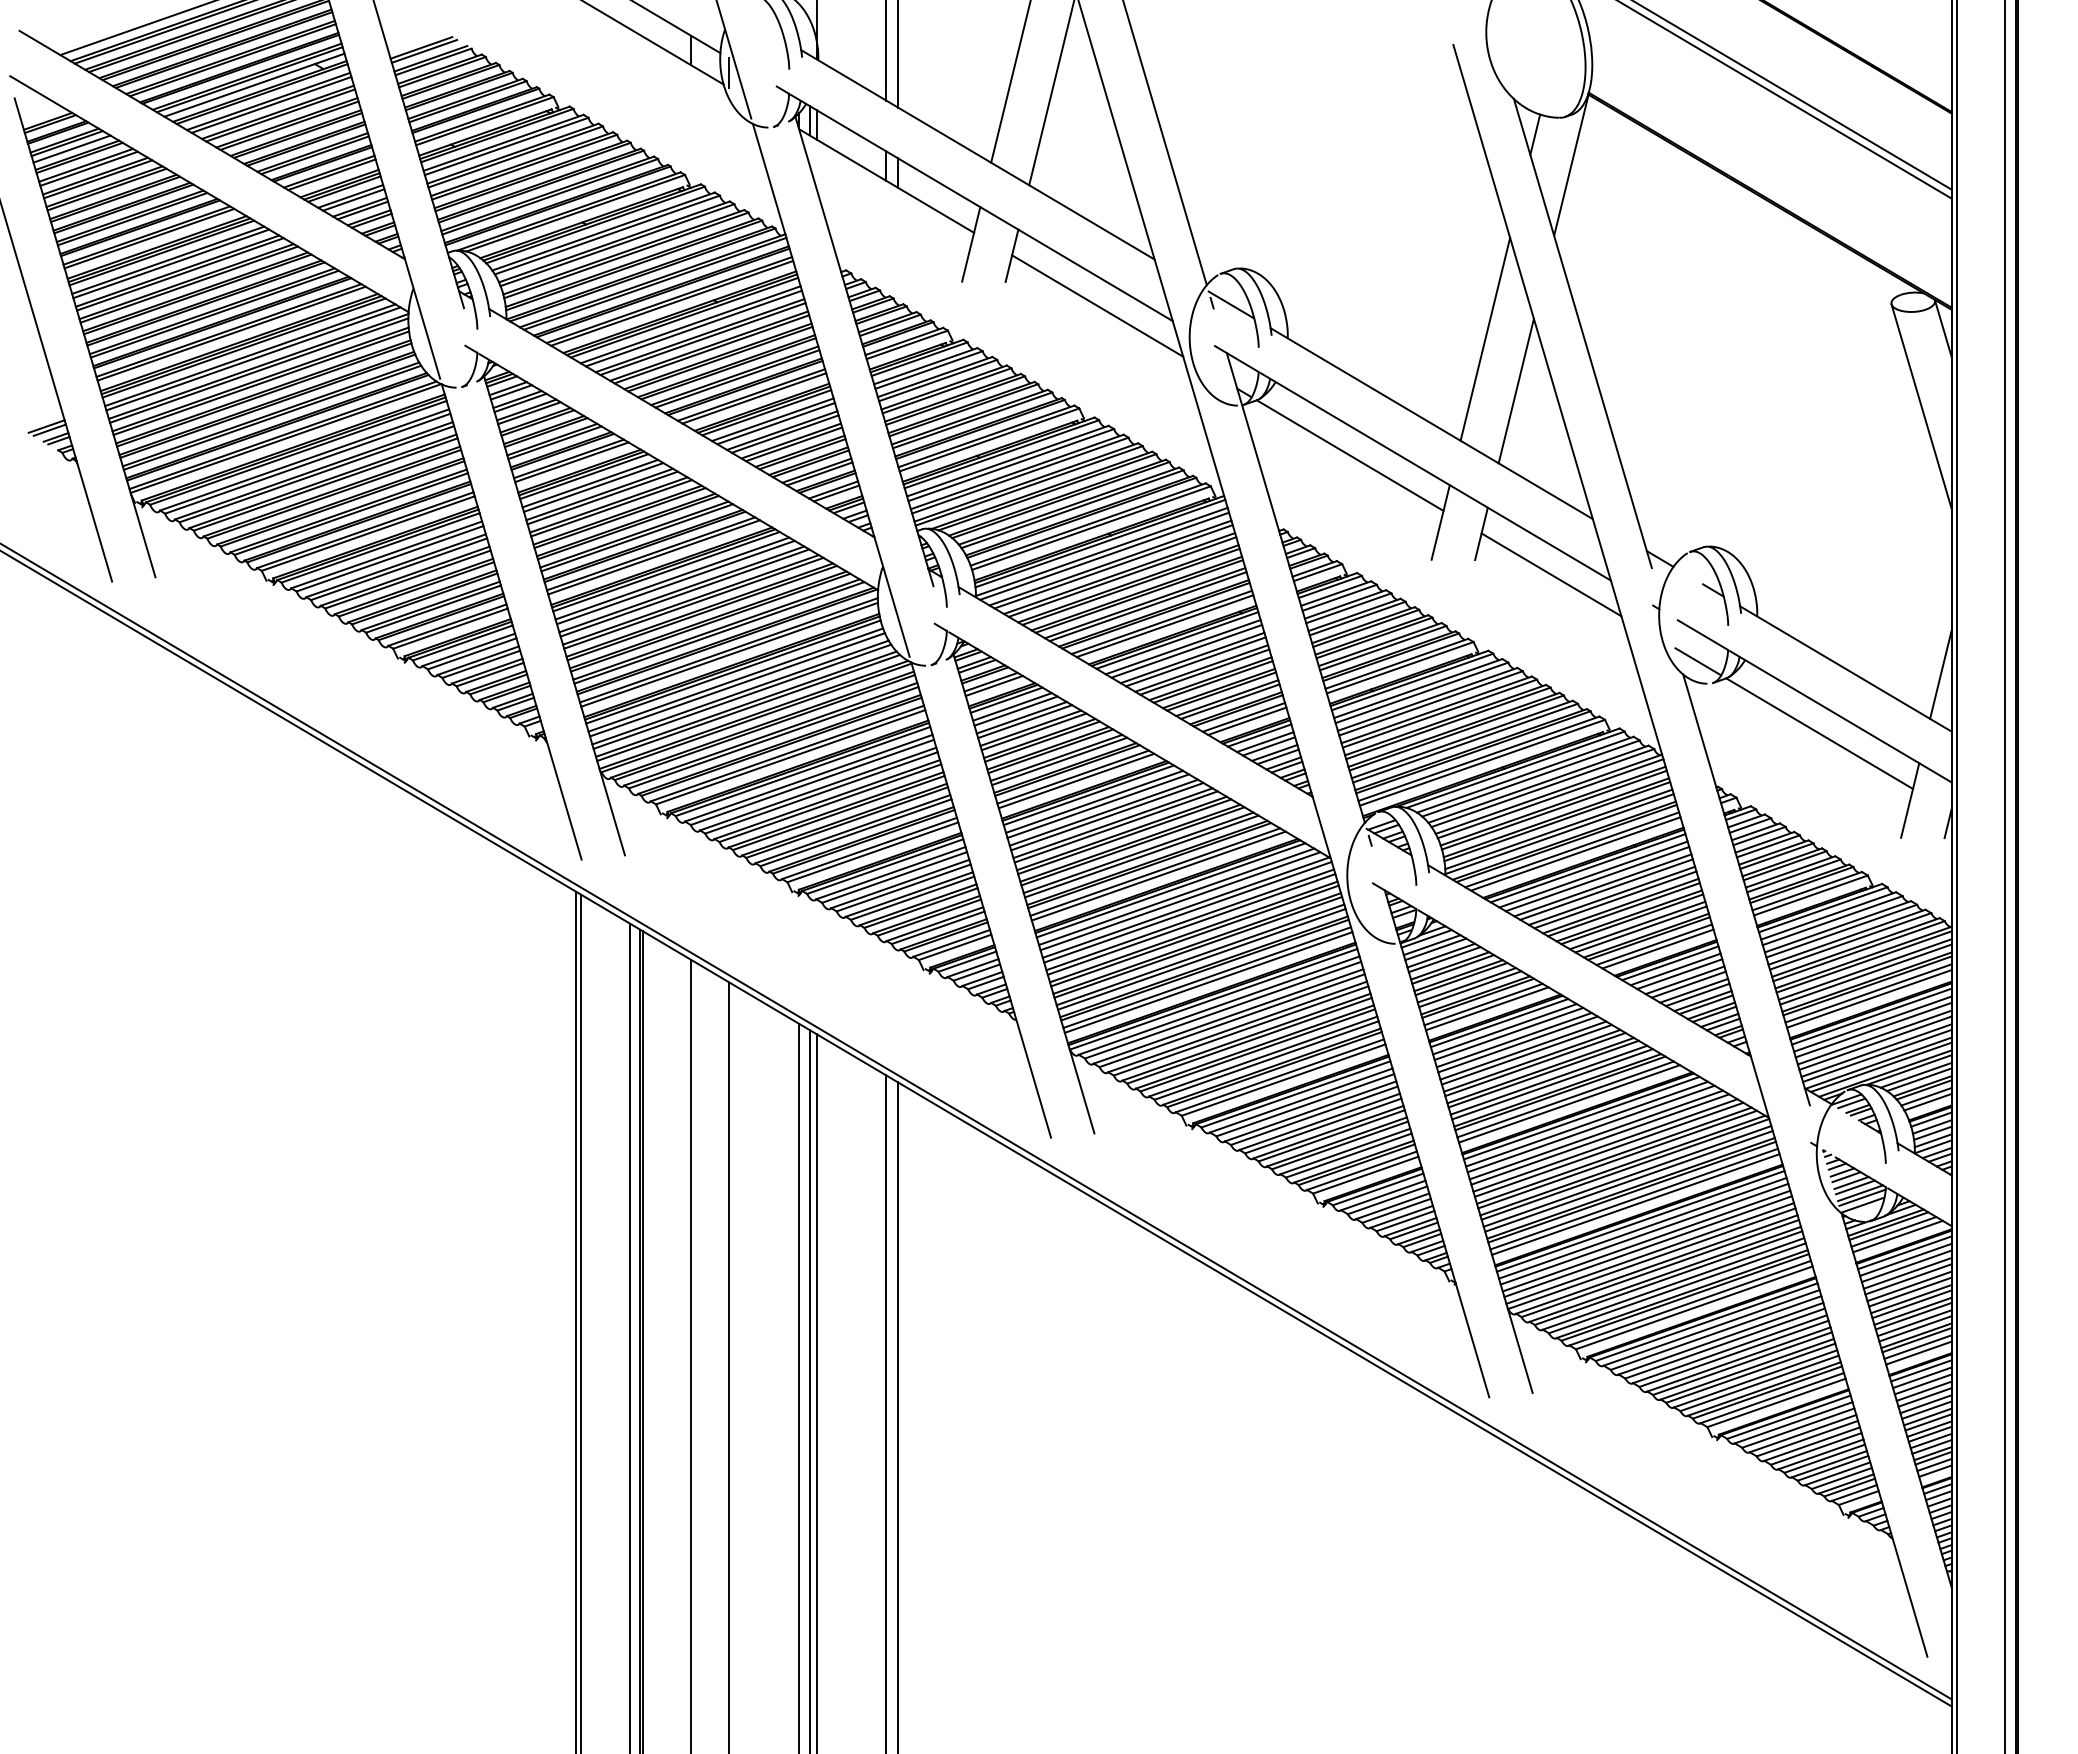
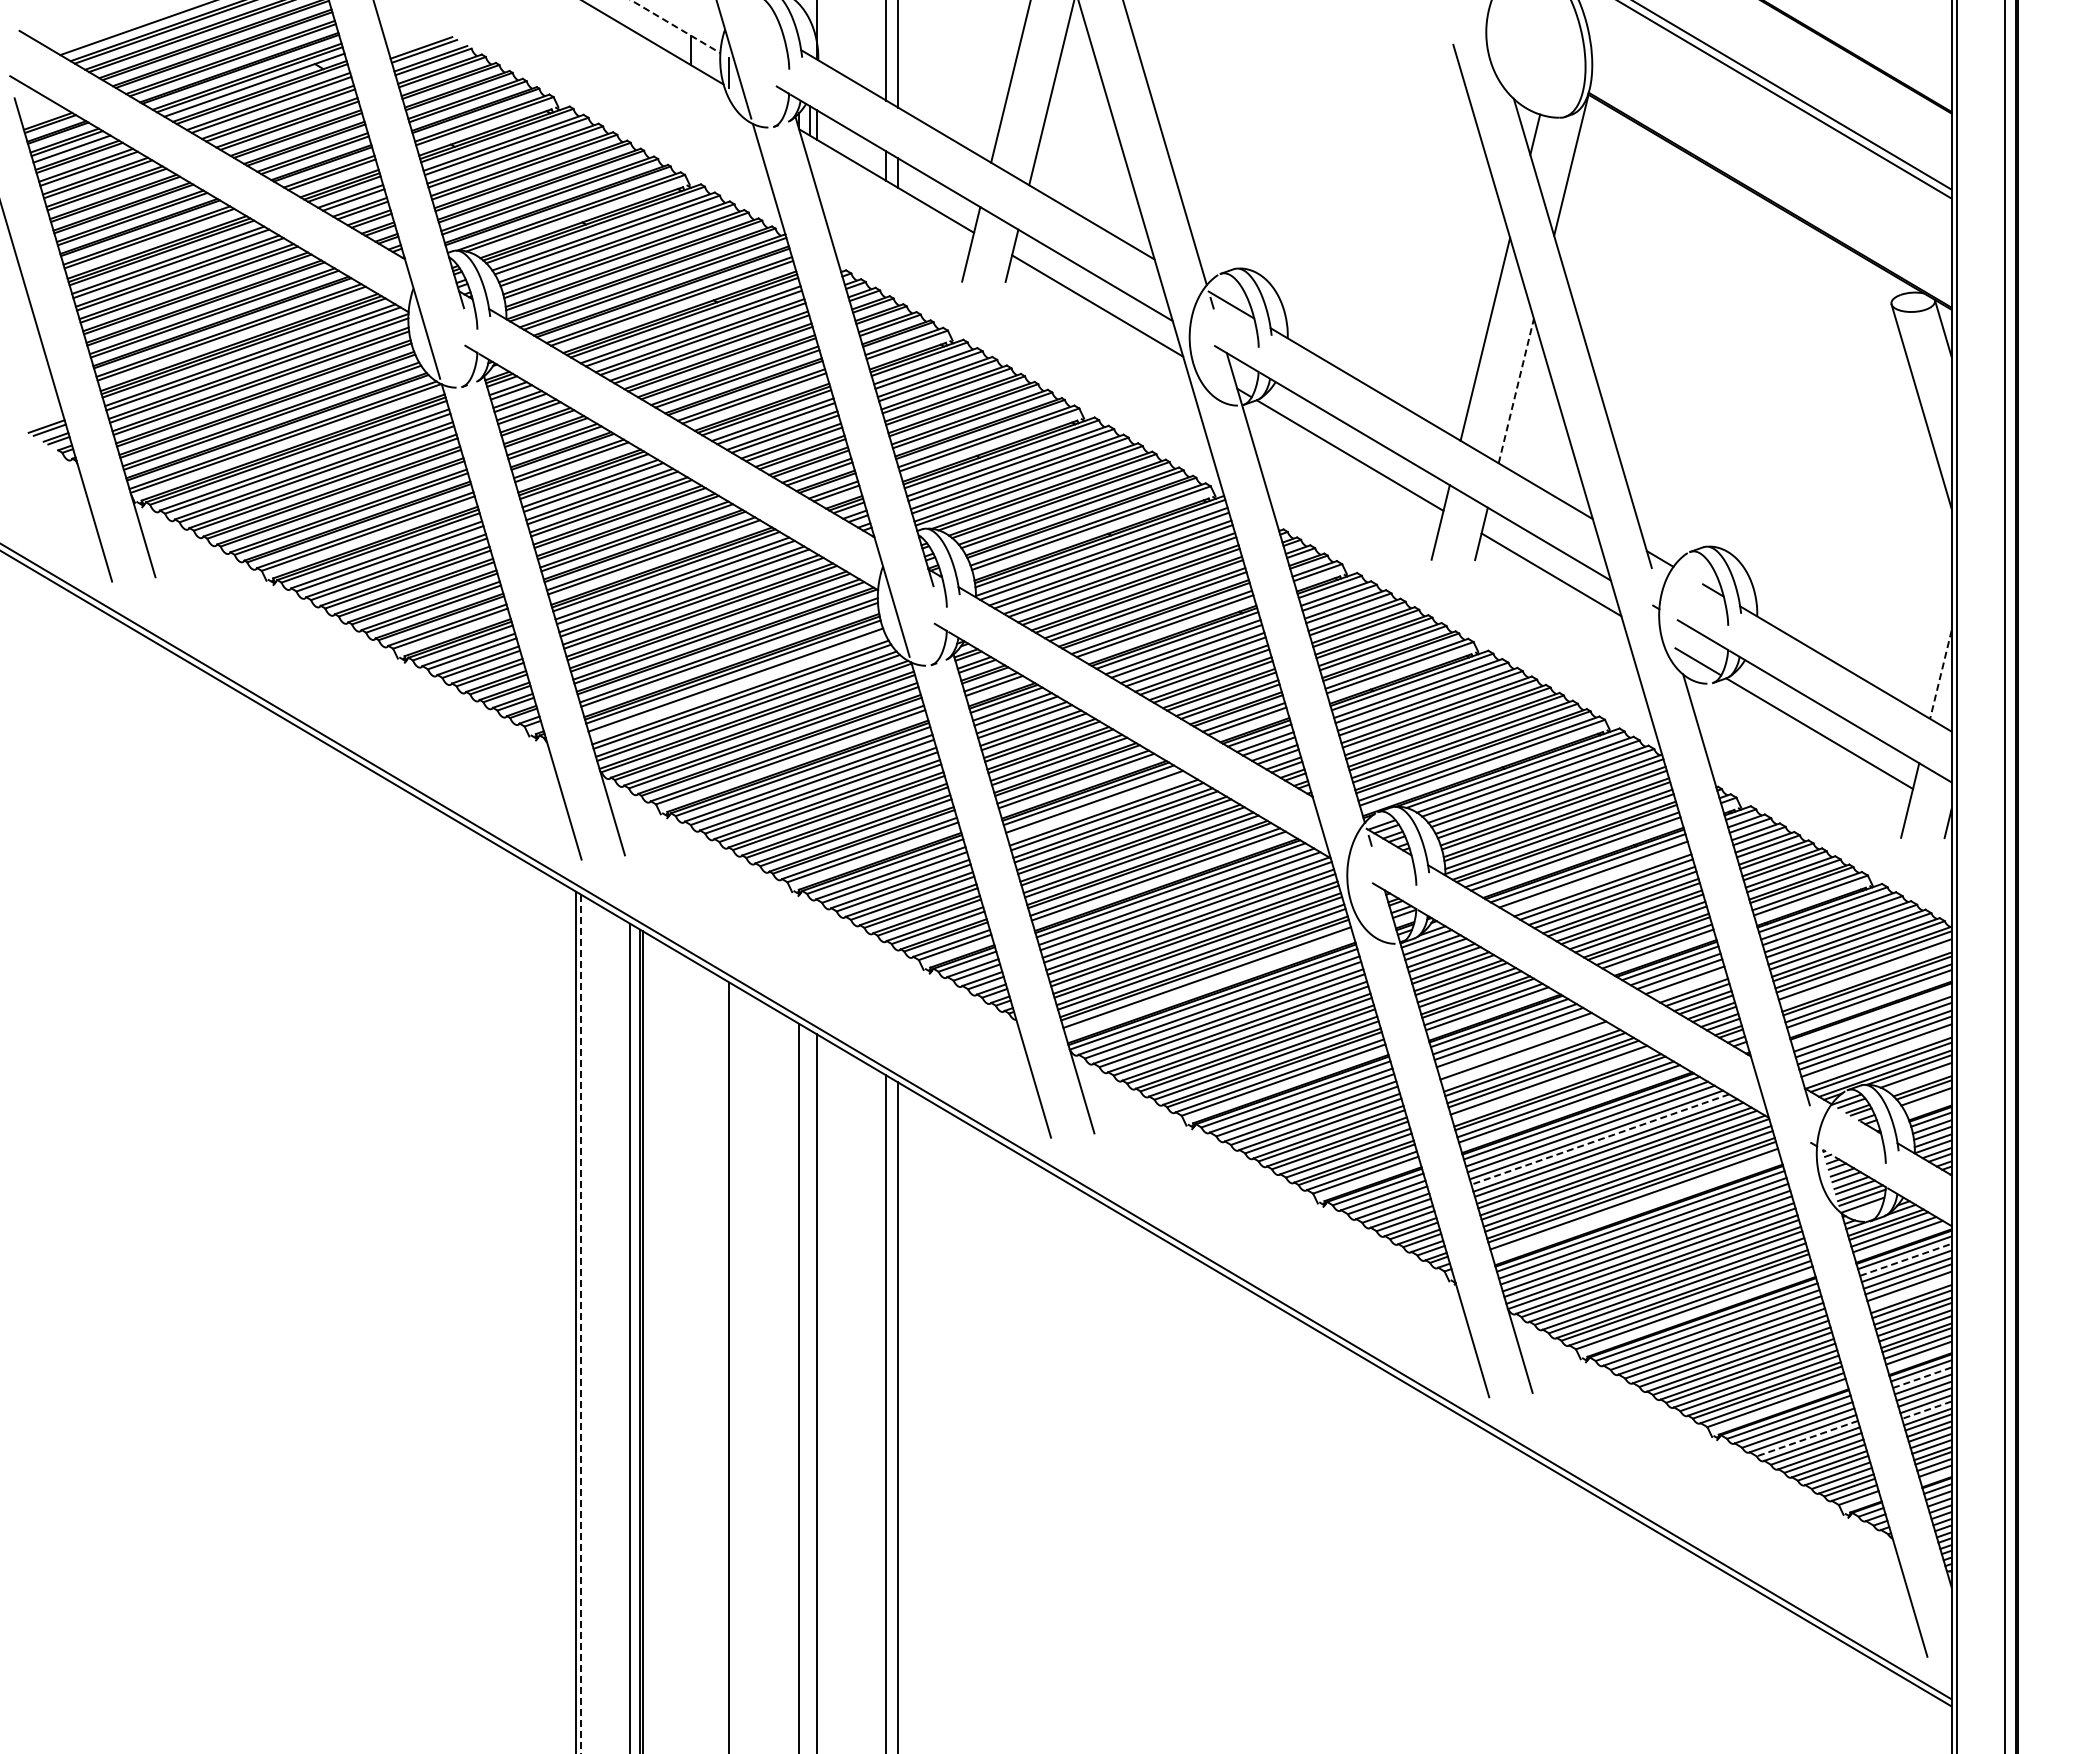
line: solid -> dashed (675, 26)
line: solid -> dashed (1516, 390)
line: solid -> dashed (1940, 675)
line: present -> none (737, 684)
line: present -> none (1098, 805)
line: present -> none (1597, 878)
line: present -> none (1865, 974)
line: present -> none (1208, 982)
line: present -> none (1688, 984)
line: present -> none (1871, 1016)
line: present -> none (1517, 1044)
line: present -> none (1526, 1054)
line: present -> none (1877, 1055)
line: present -> none (1918, 1079)
line: present -> none (1552, 1084)
line: present -> none (1927, 1101)
line: solid -> dashed (1600, 1139)
line: present -> none (1635, 1204)
line: solid -> dashed (1905, 1259)
line: present -> none (1910, 1291)
line: solid -> dashed (581, 1324)
line: present -> none (691, 1354)
line: solid -> dashed (1922, 1377)
line: present -> none (809, 1390)
line: solid -> dashed (1926, 1410)
line: solid -> dashed (1807, 1438)
